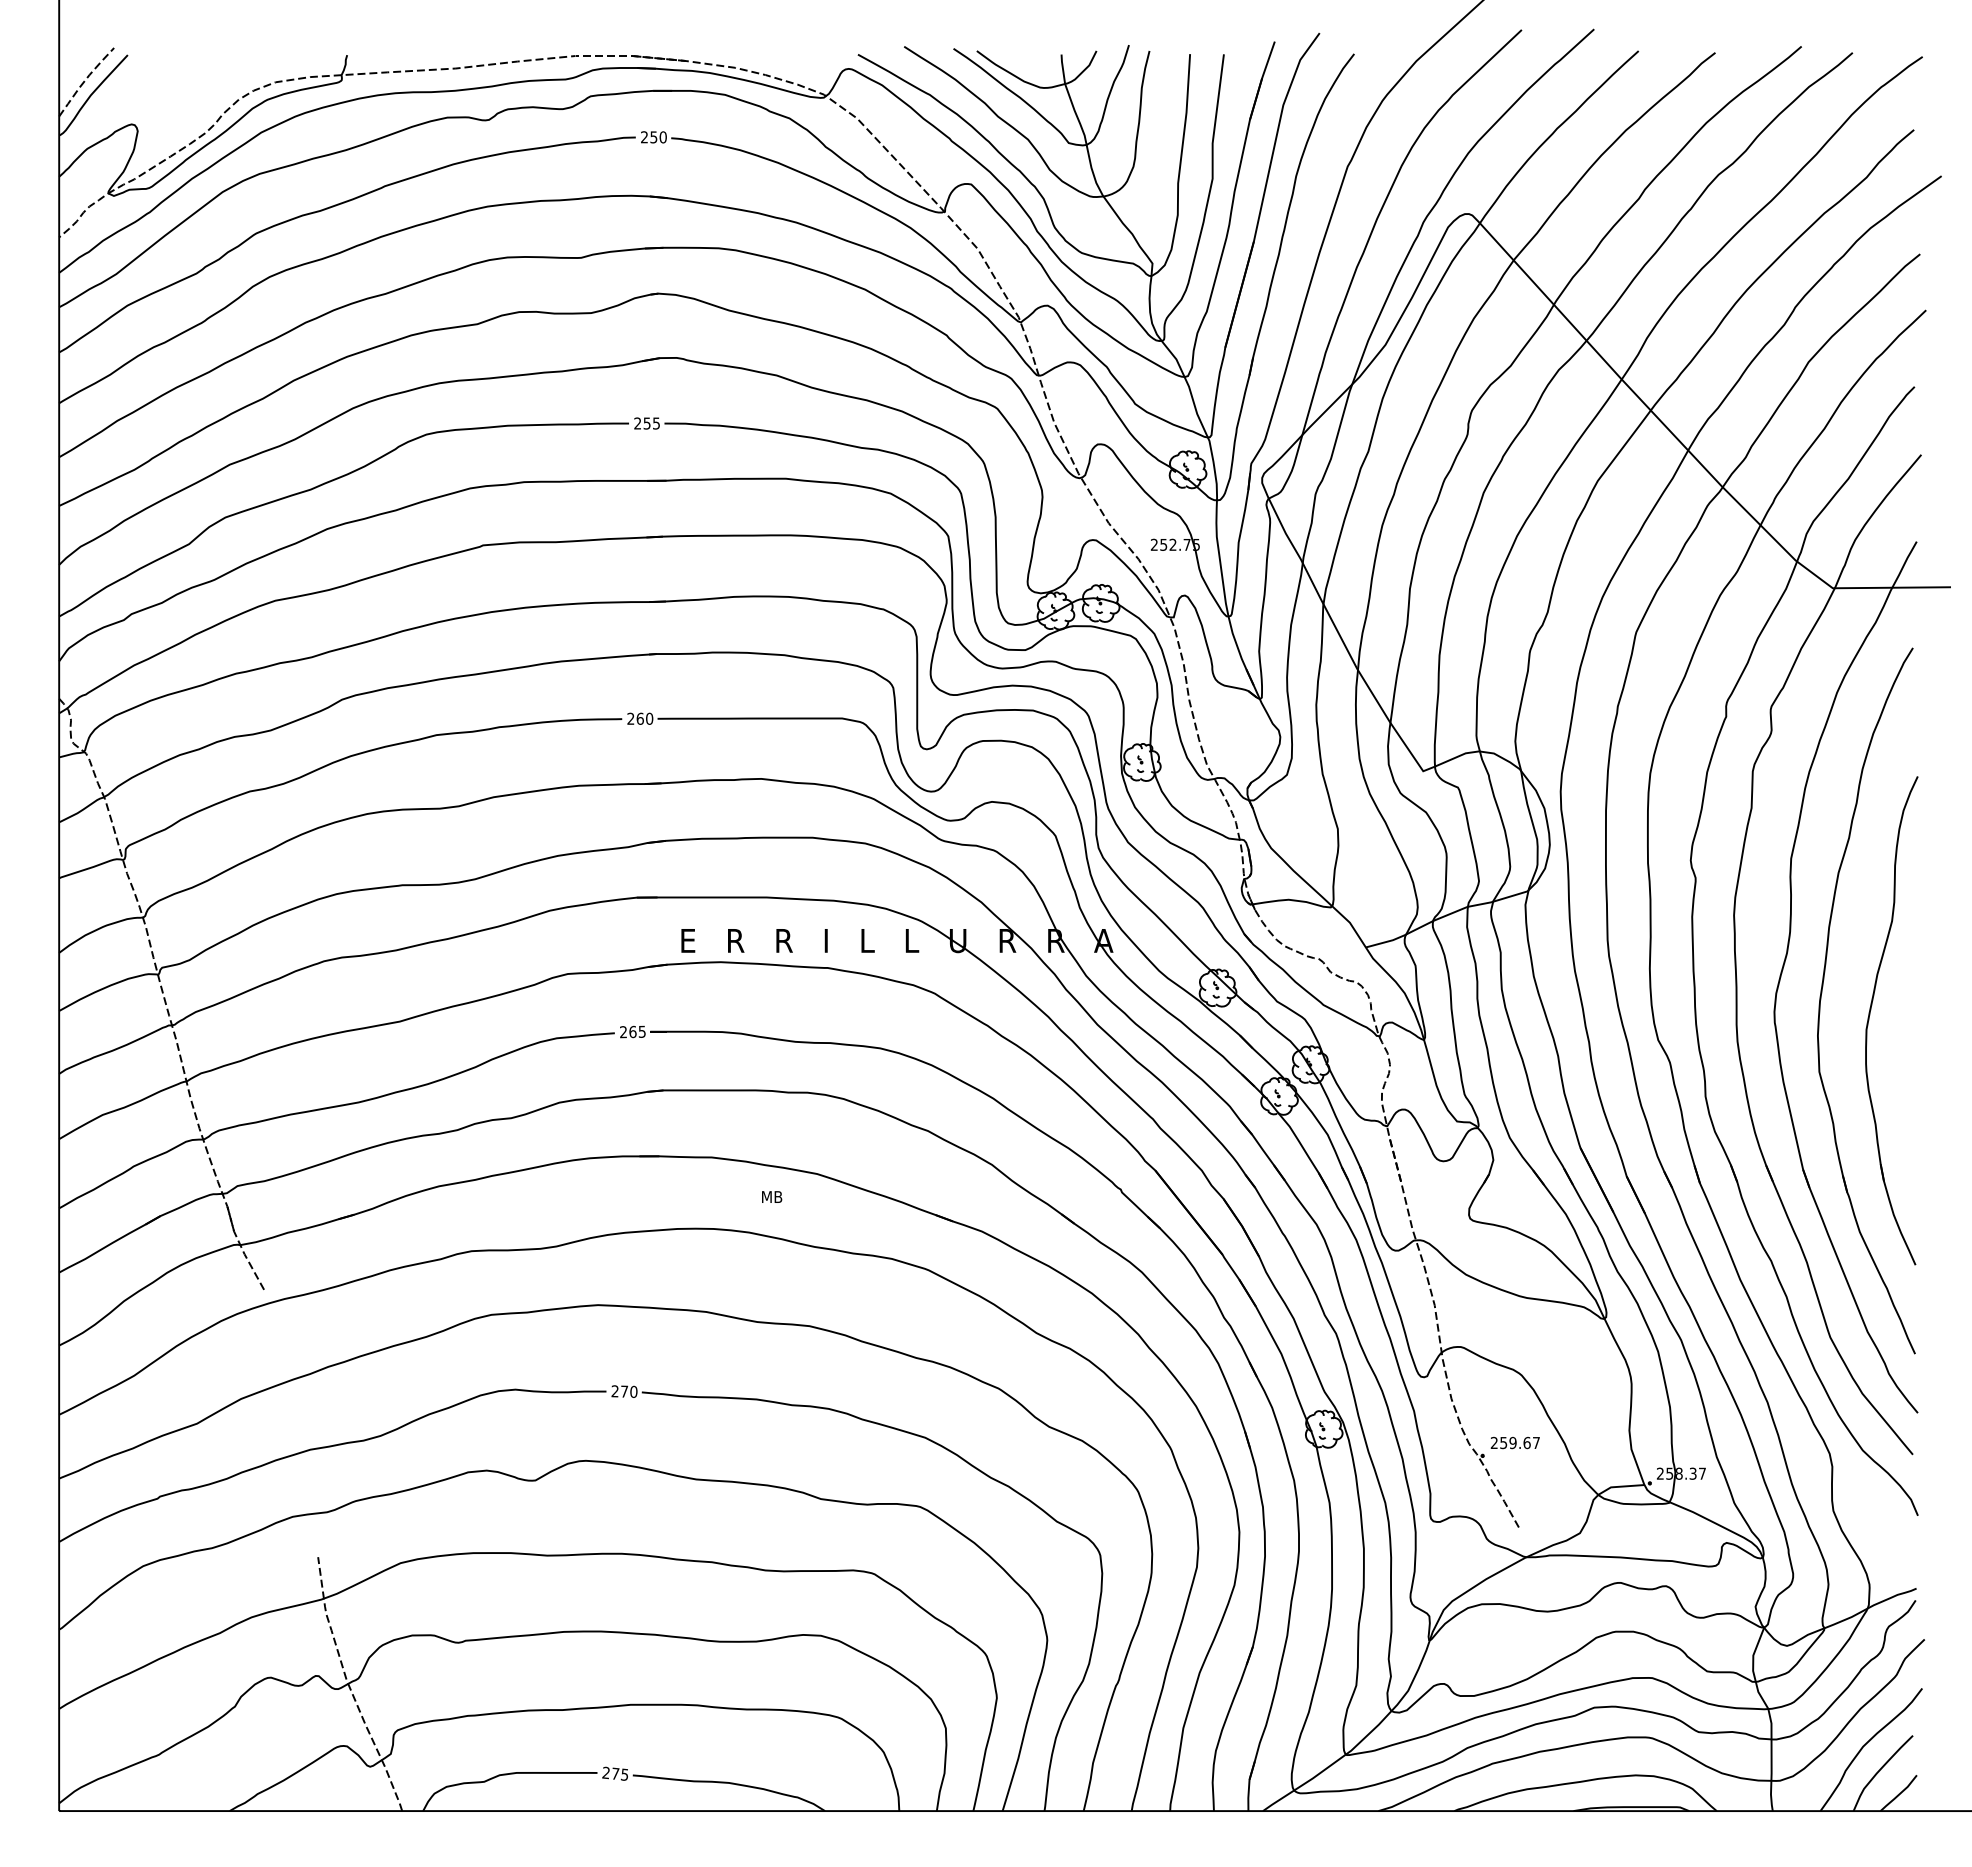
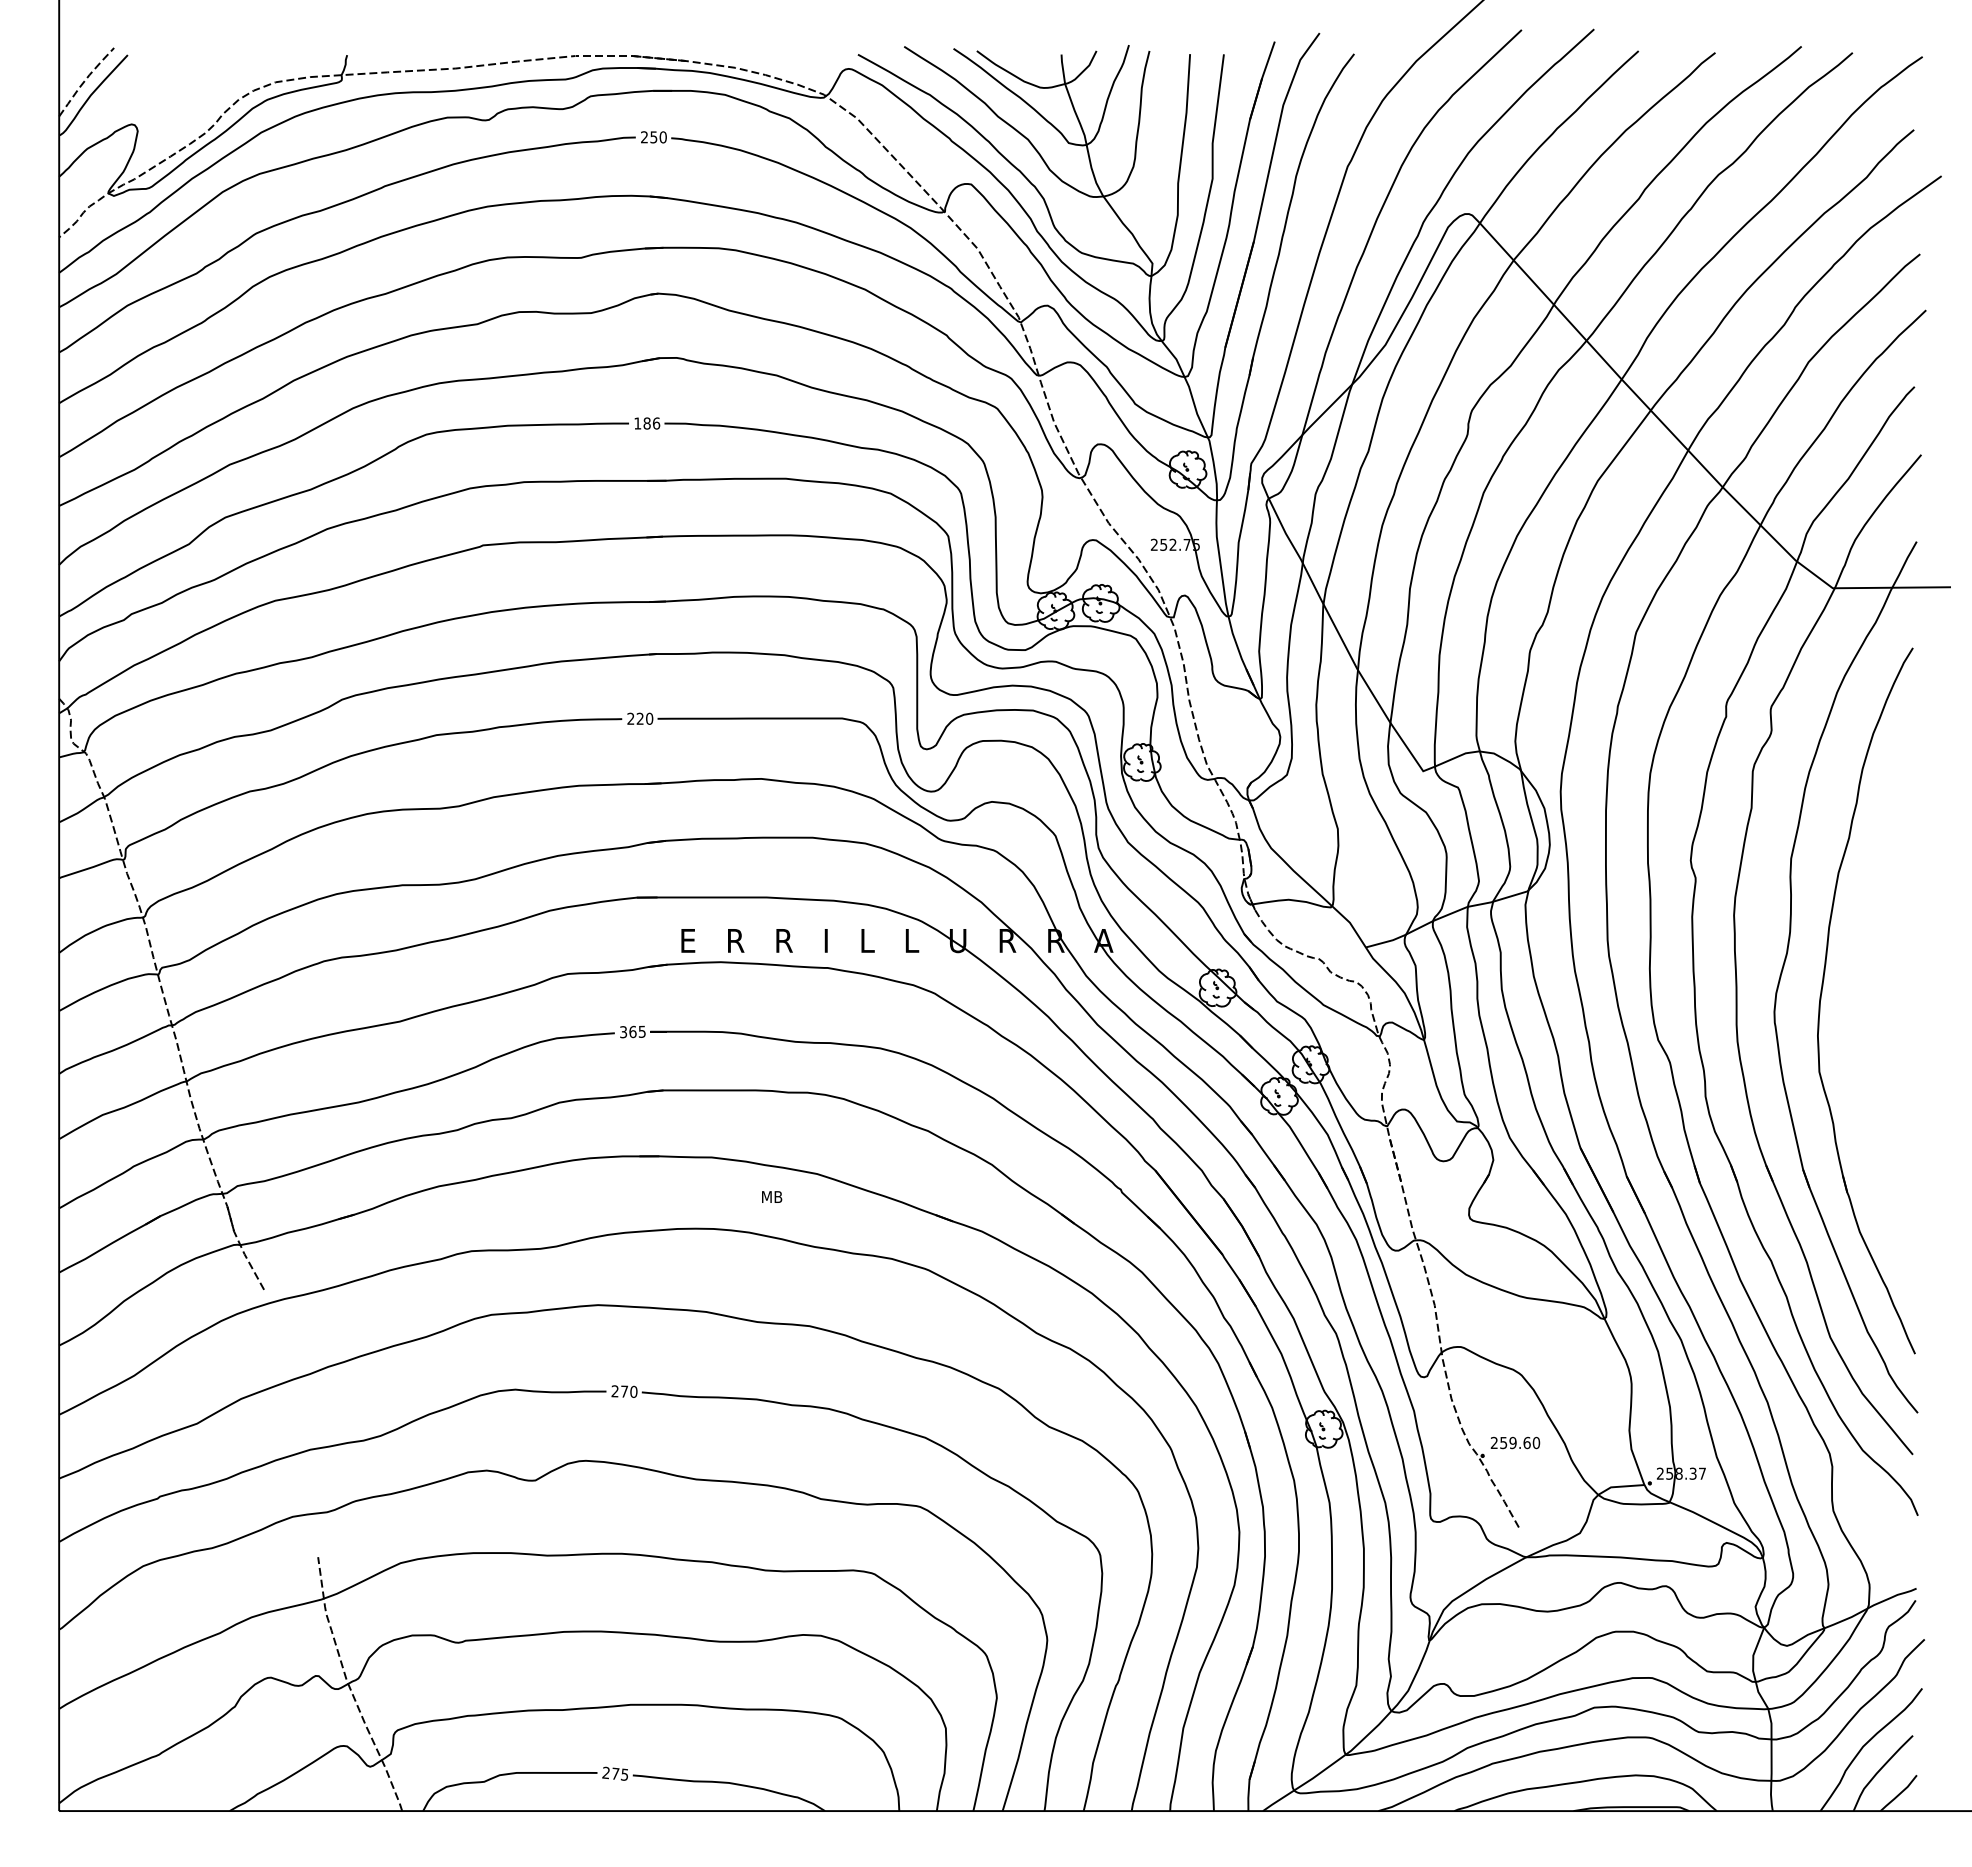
text: 255 -> 186 (647, 423)
text: 260 -> 220 (639, 718)
part: present -> none (1870, 1015)
text: 265 -> 365 (623, 1032)
text: 259.67 -> 259.60 (1536, 1442)
